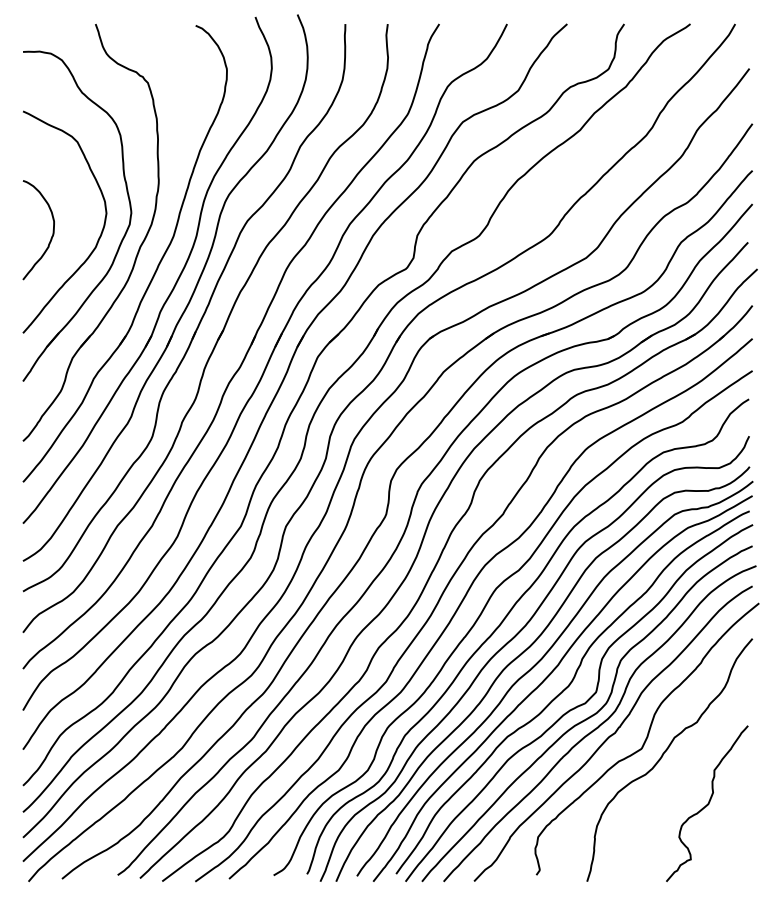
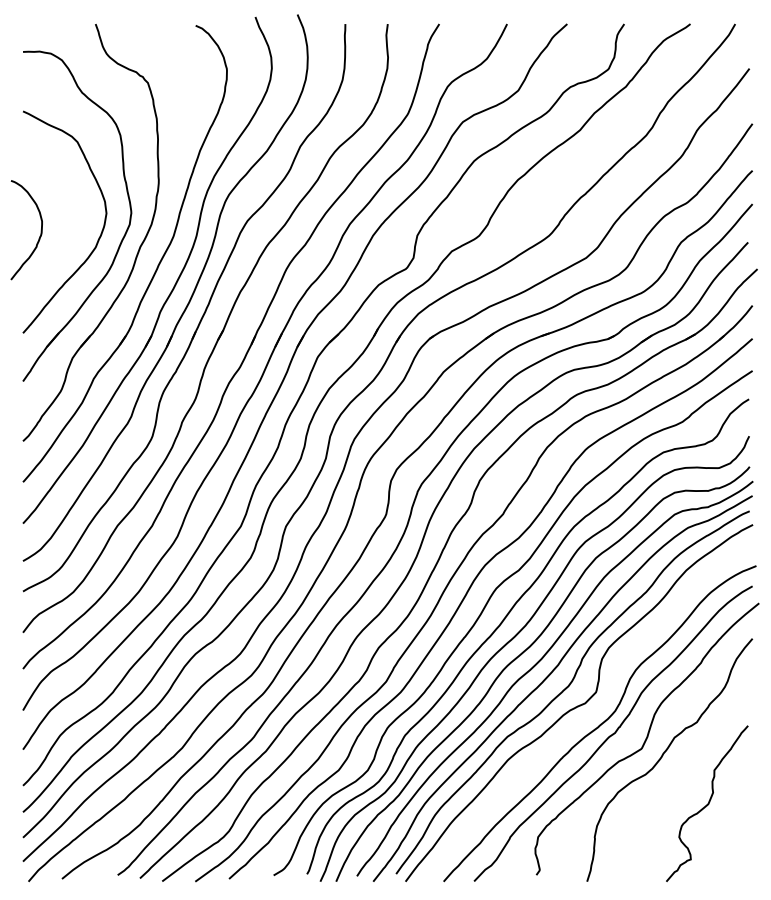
curve position: (52, 230) -> (40, 230) (40, 230)
curve: present -> none (587, 717)
